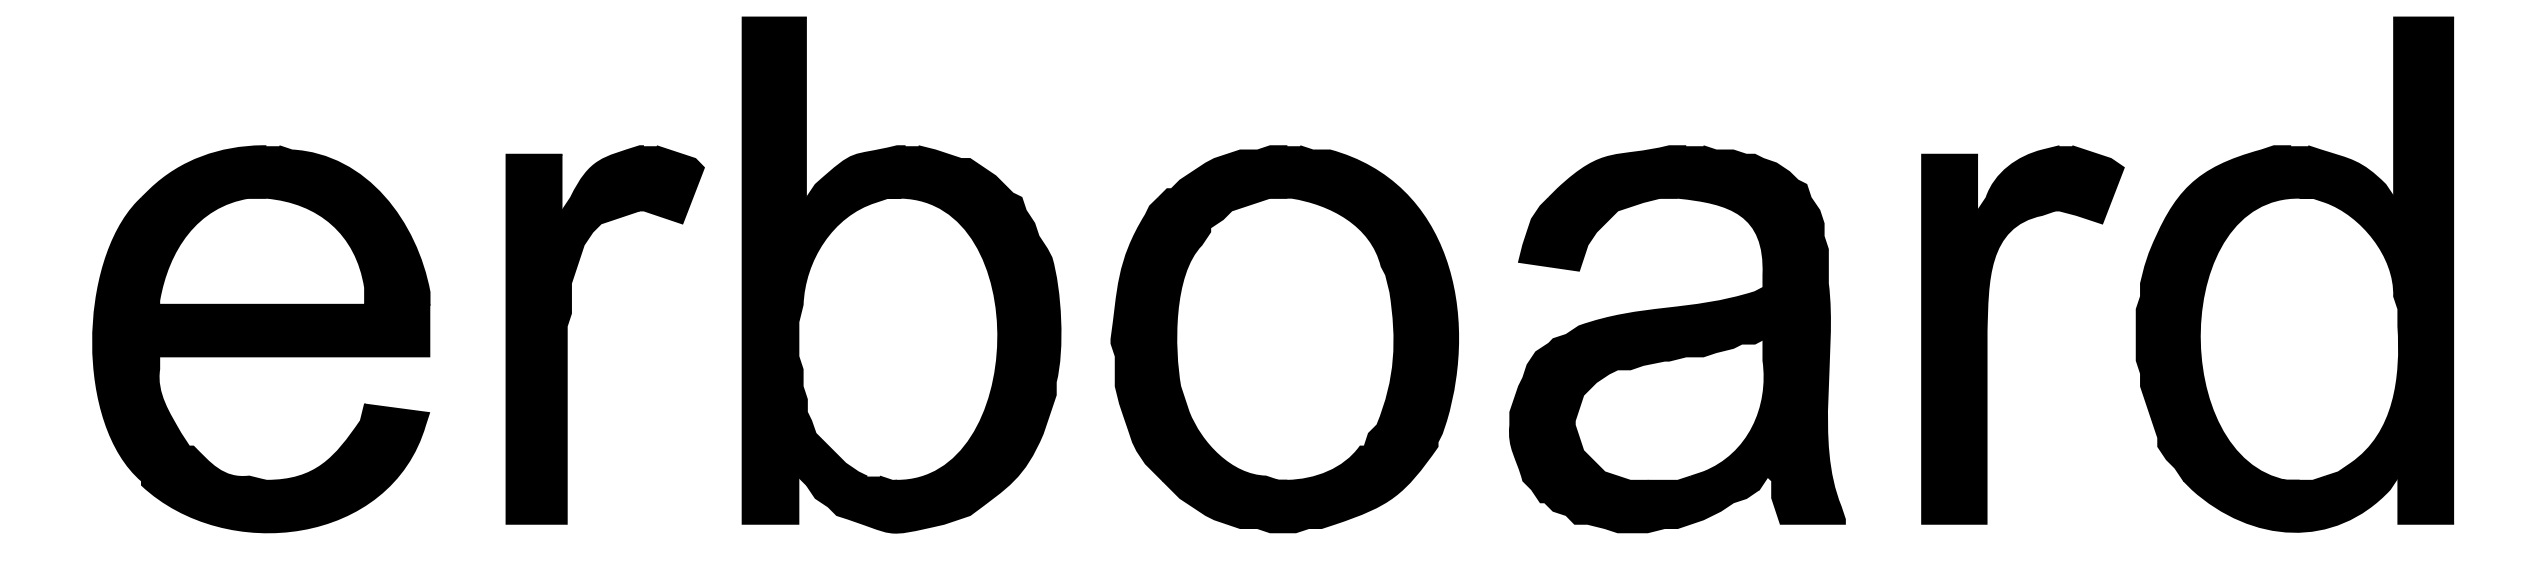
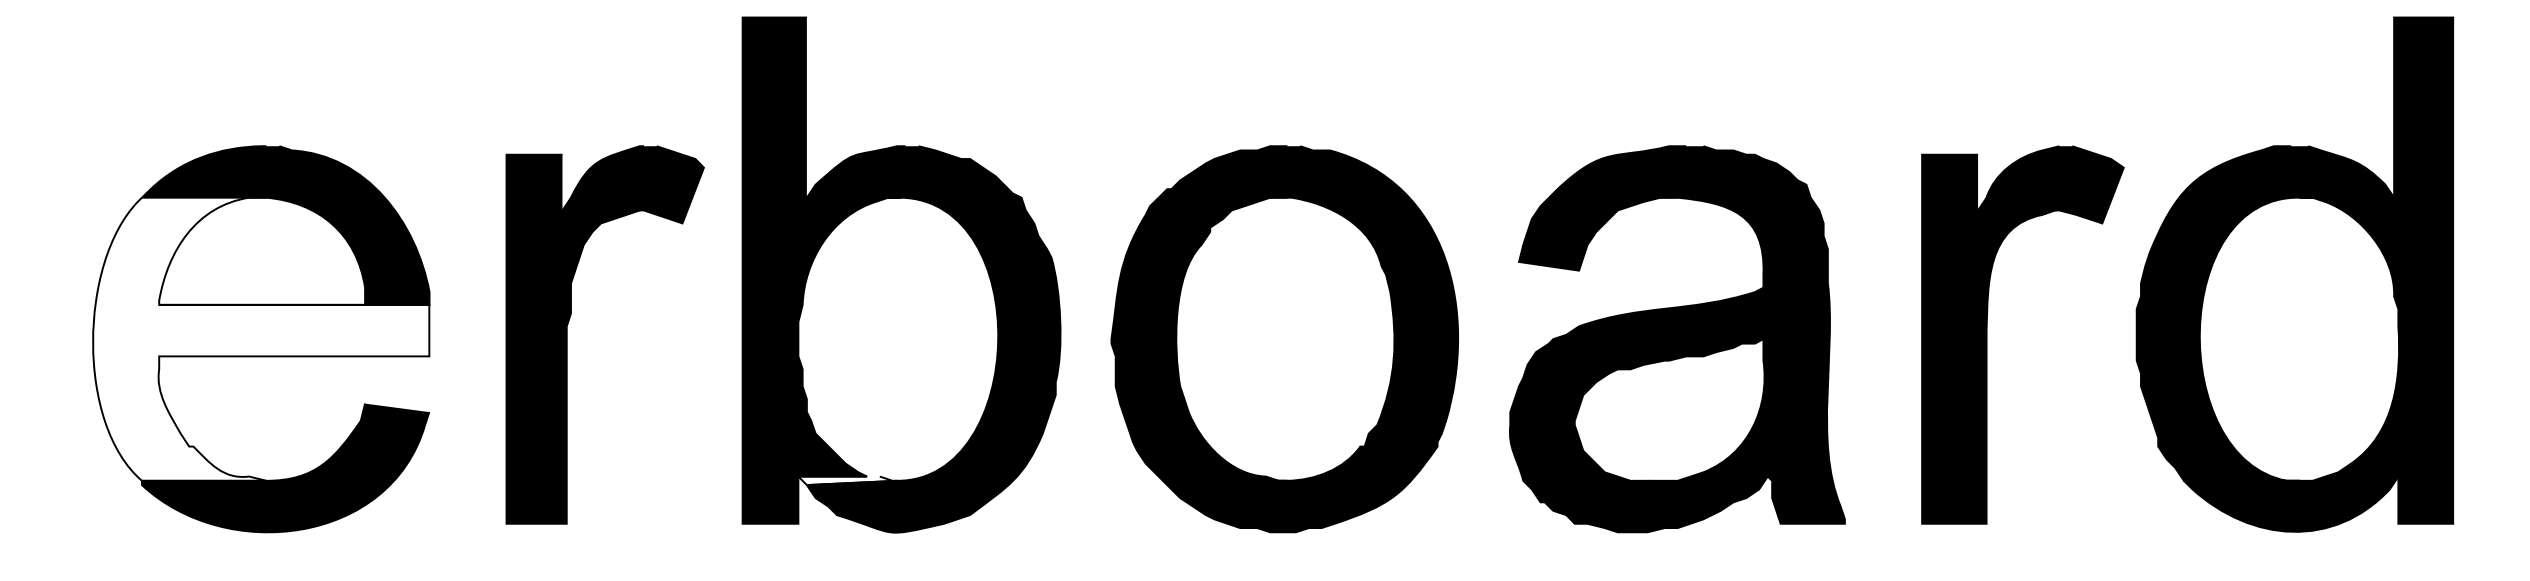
fill: present -> none (261, 338)
fill: present -> none (847, 480)
